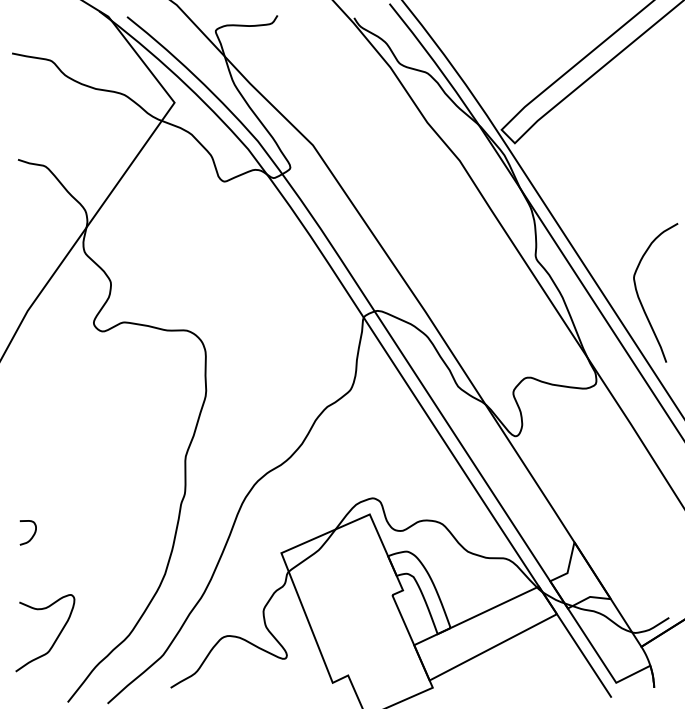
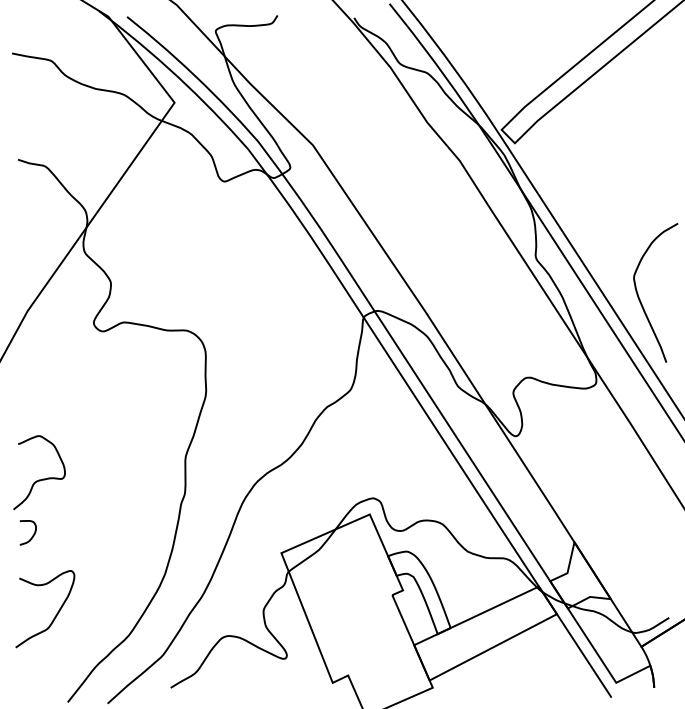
curve: none -> present (42, 478)
curve position: (54, 640) -> (54, 616) (54, 616)
